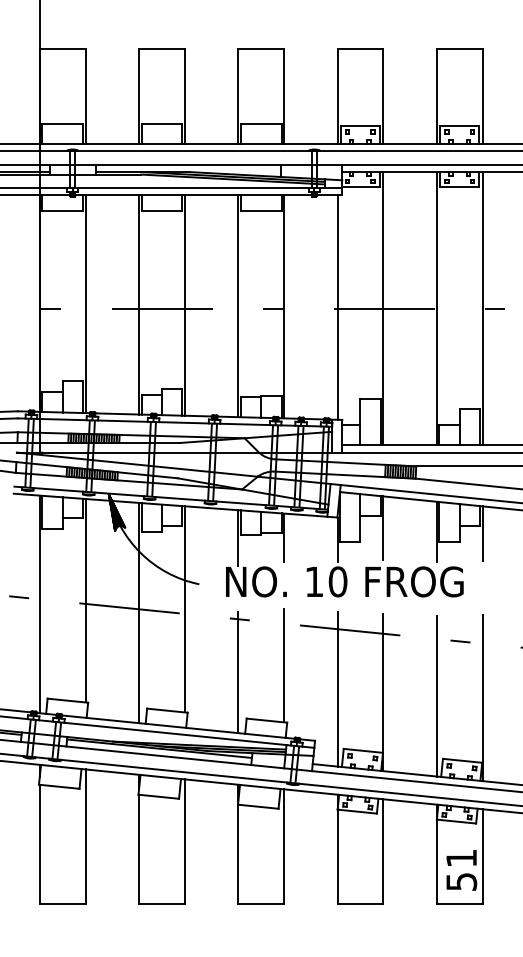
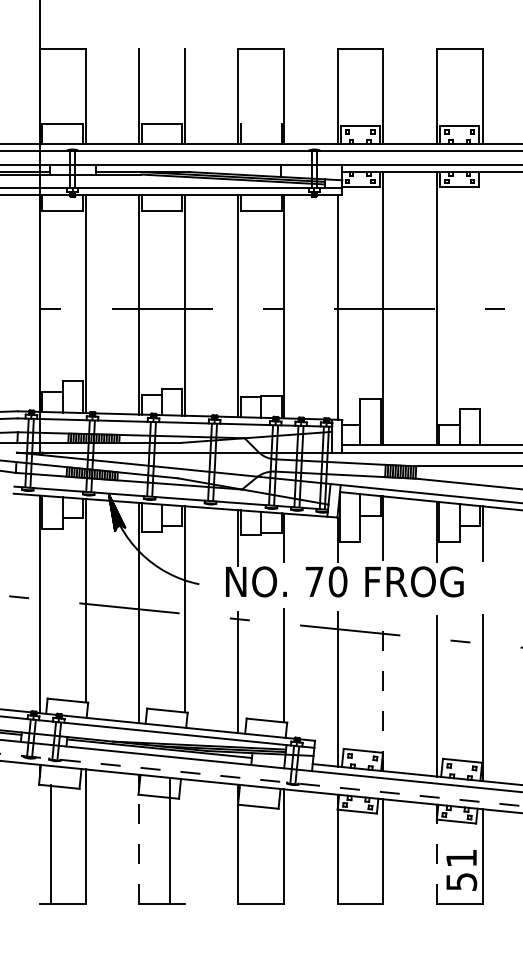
line: present -> none (161, 49)
line: present -> none (260, 124)
line: present -> none (482, 308)
text: 10 -> 70 (314, 581)
line: solid -> dashed (383, 692)
line: solid -> dashed (261, 780)
line position: (184, 841) -> (169, 841) (169, 841)
line position: (39, 844) -> (50, 844) (50, 844)
line: solid -> dashed (139, 849)
line: solid -> dashed (436, 854)
